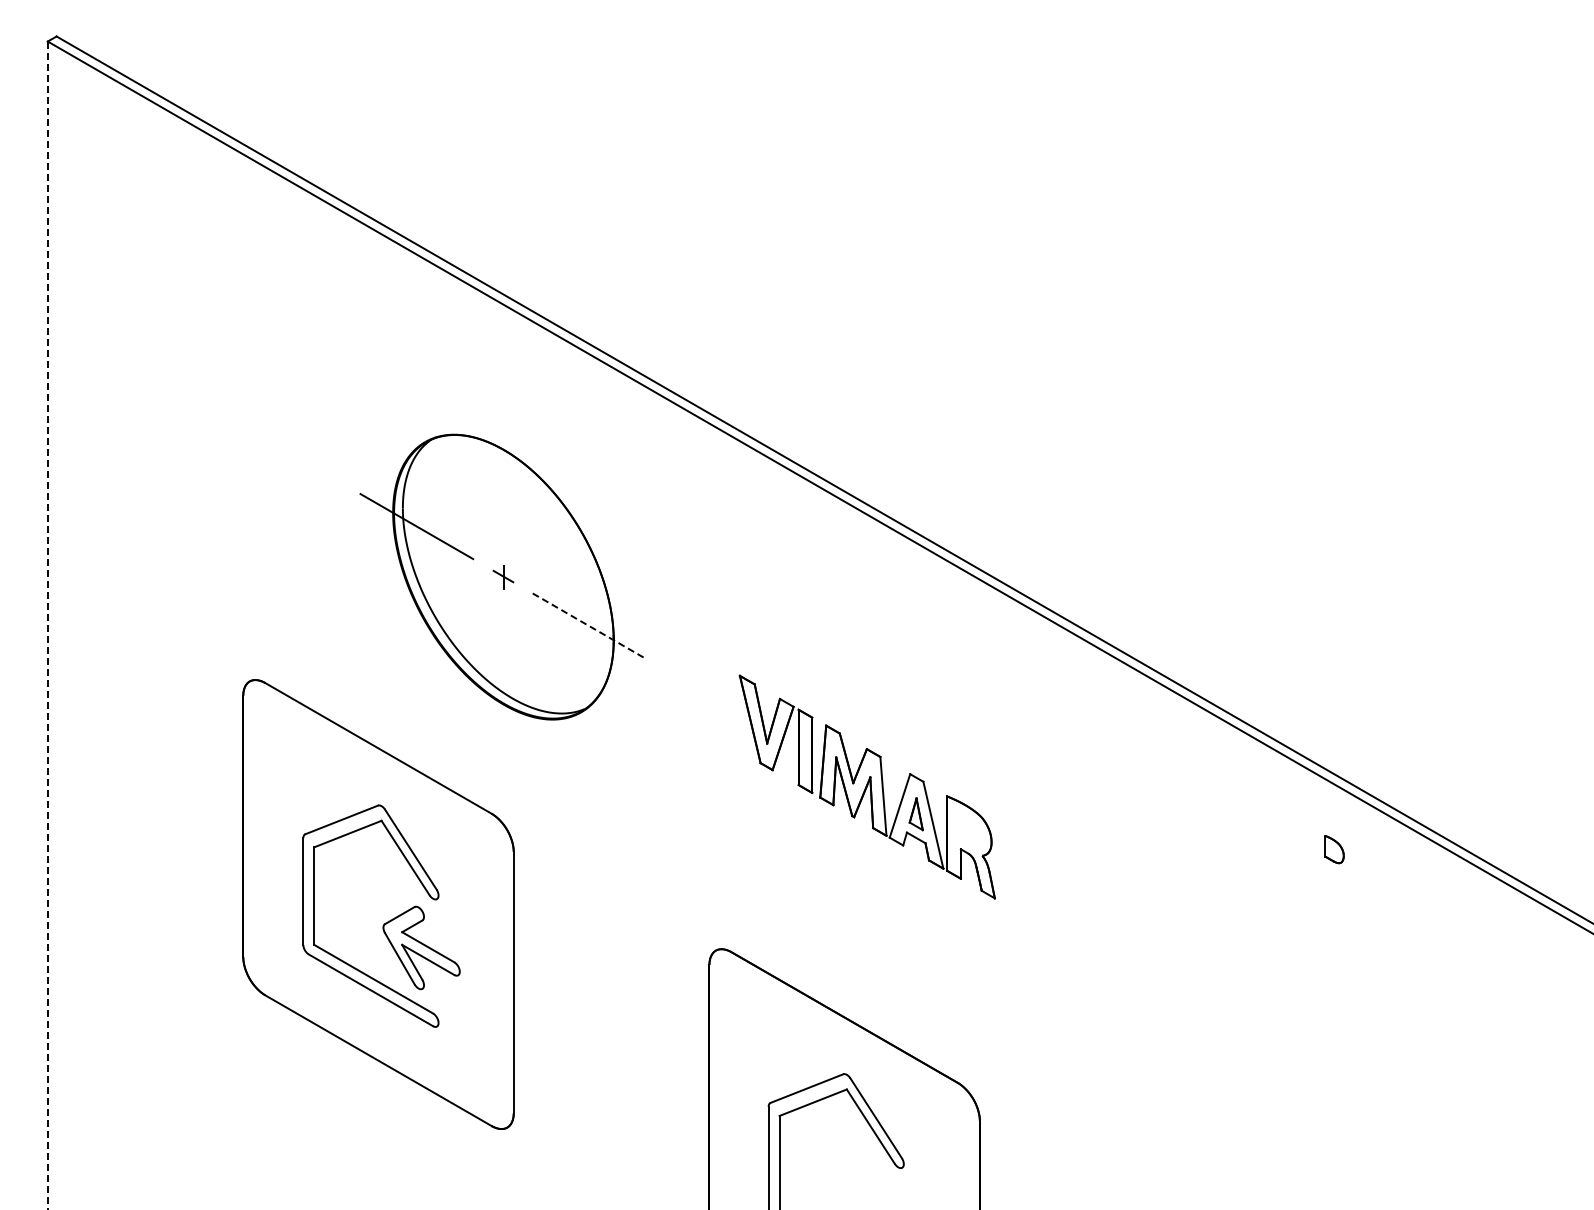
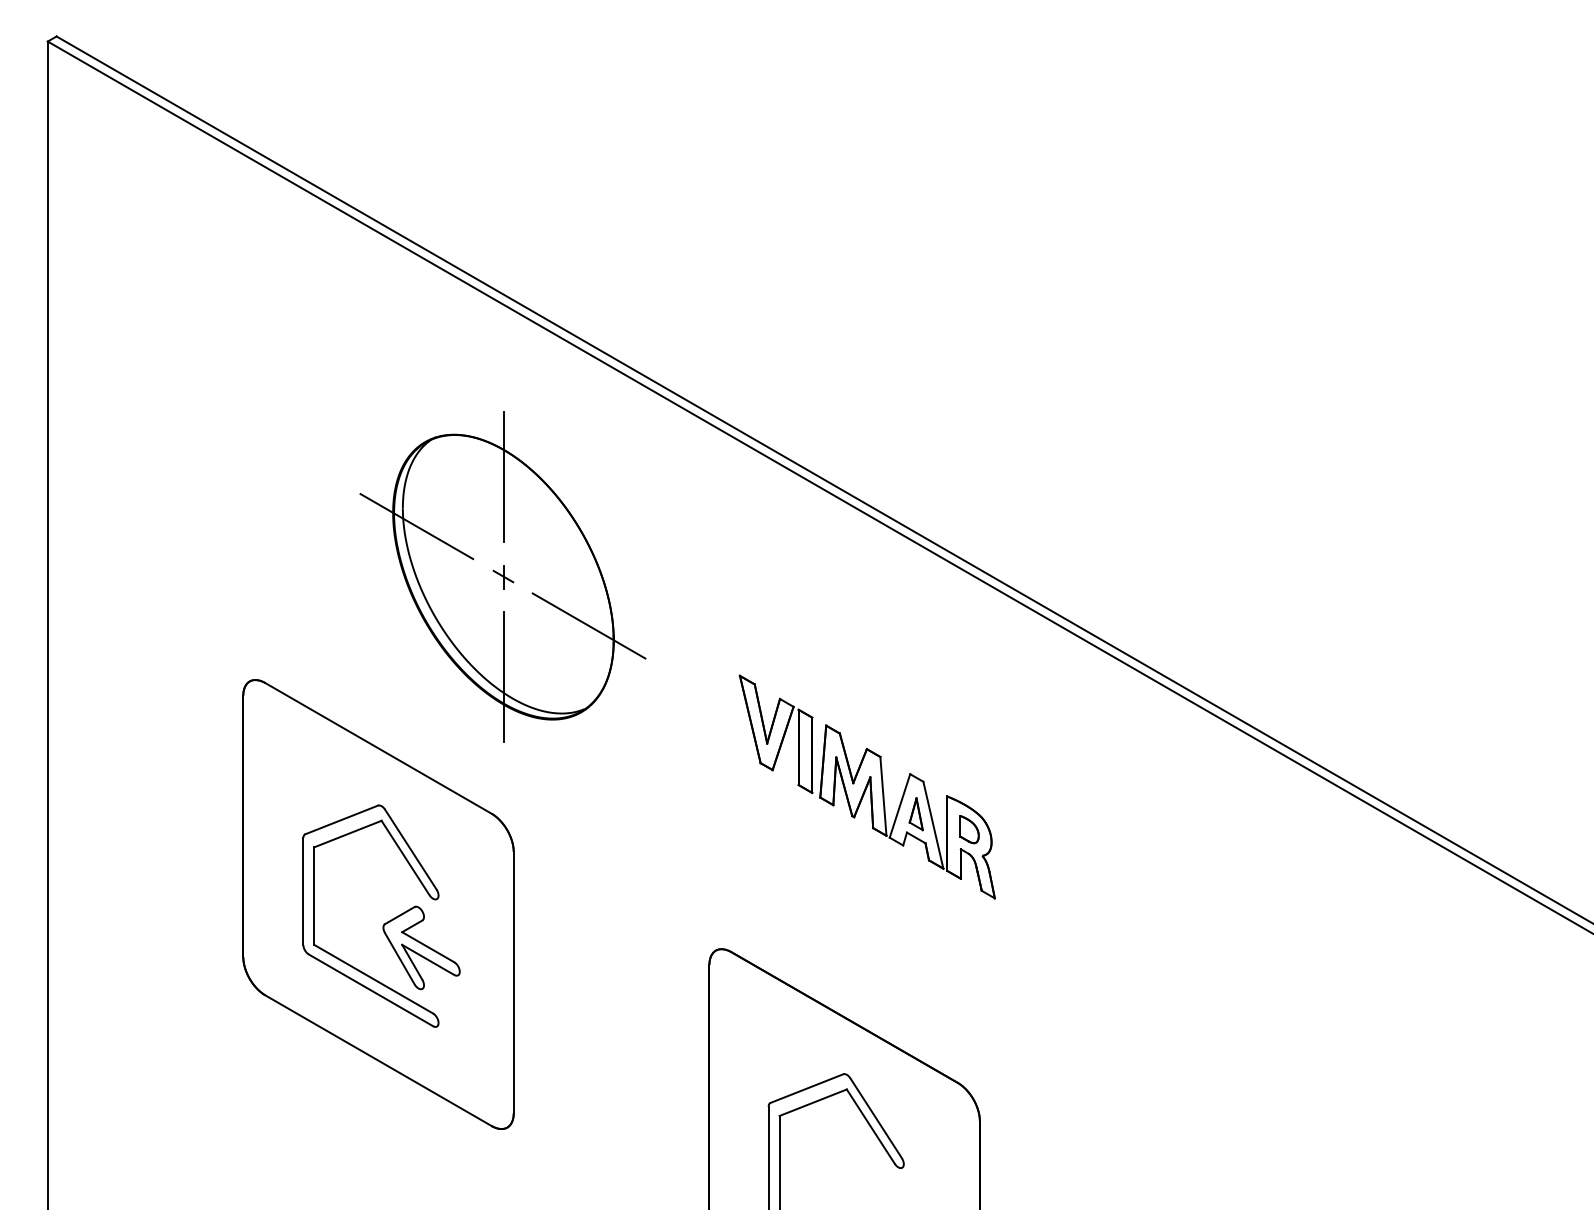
line: none -> present (503, 477)
line: dashed -> solid (47, 625)
line: dashed -> solid (589, 626)
line: none -> present (503, 677)
part position: (1334, 849) -> (969, 829) (969, 829)
